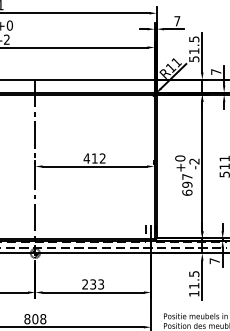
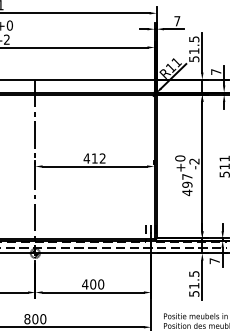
text: 697 -> 497 (187, 192)
text: 233 -> 400 (93, 284)
text: 11.5 -> 51.5 (194, 293)
text: 808 -> 800 (43, 319)
